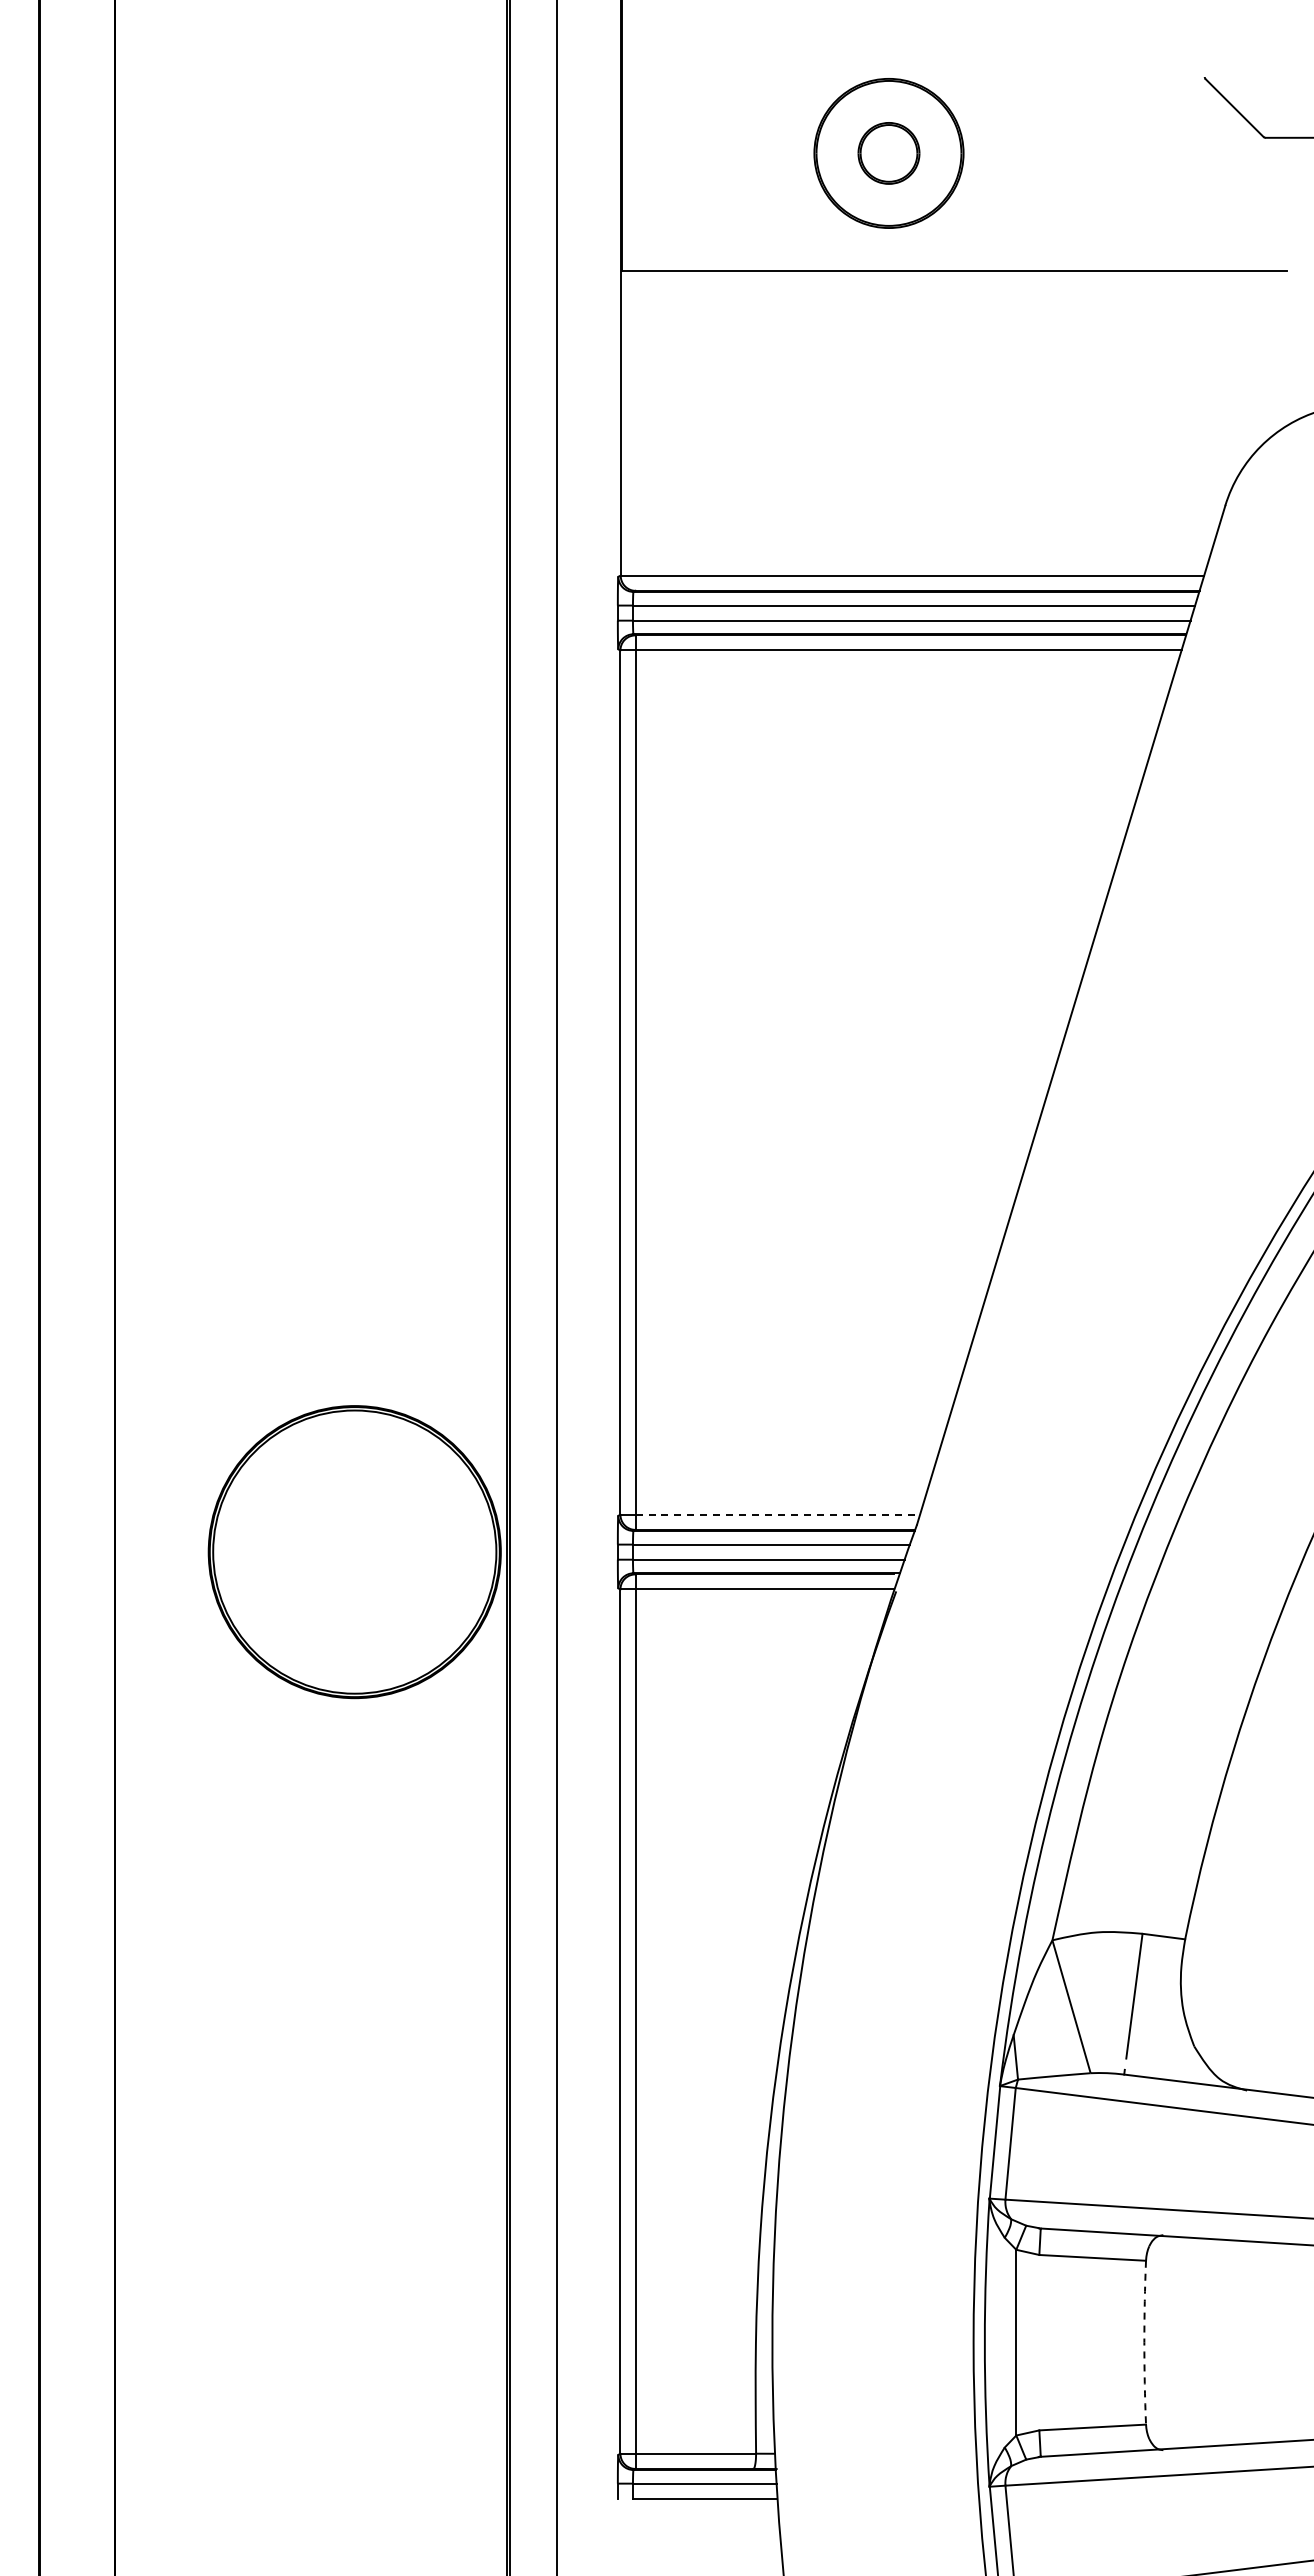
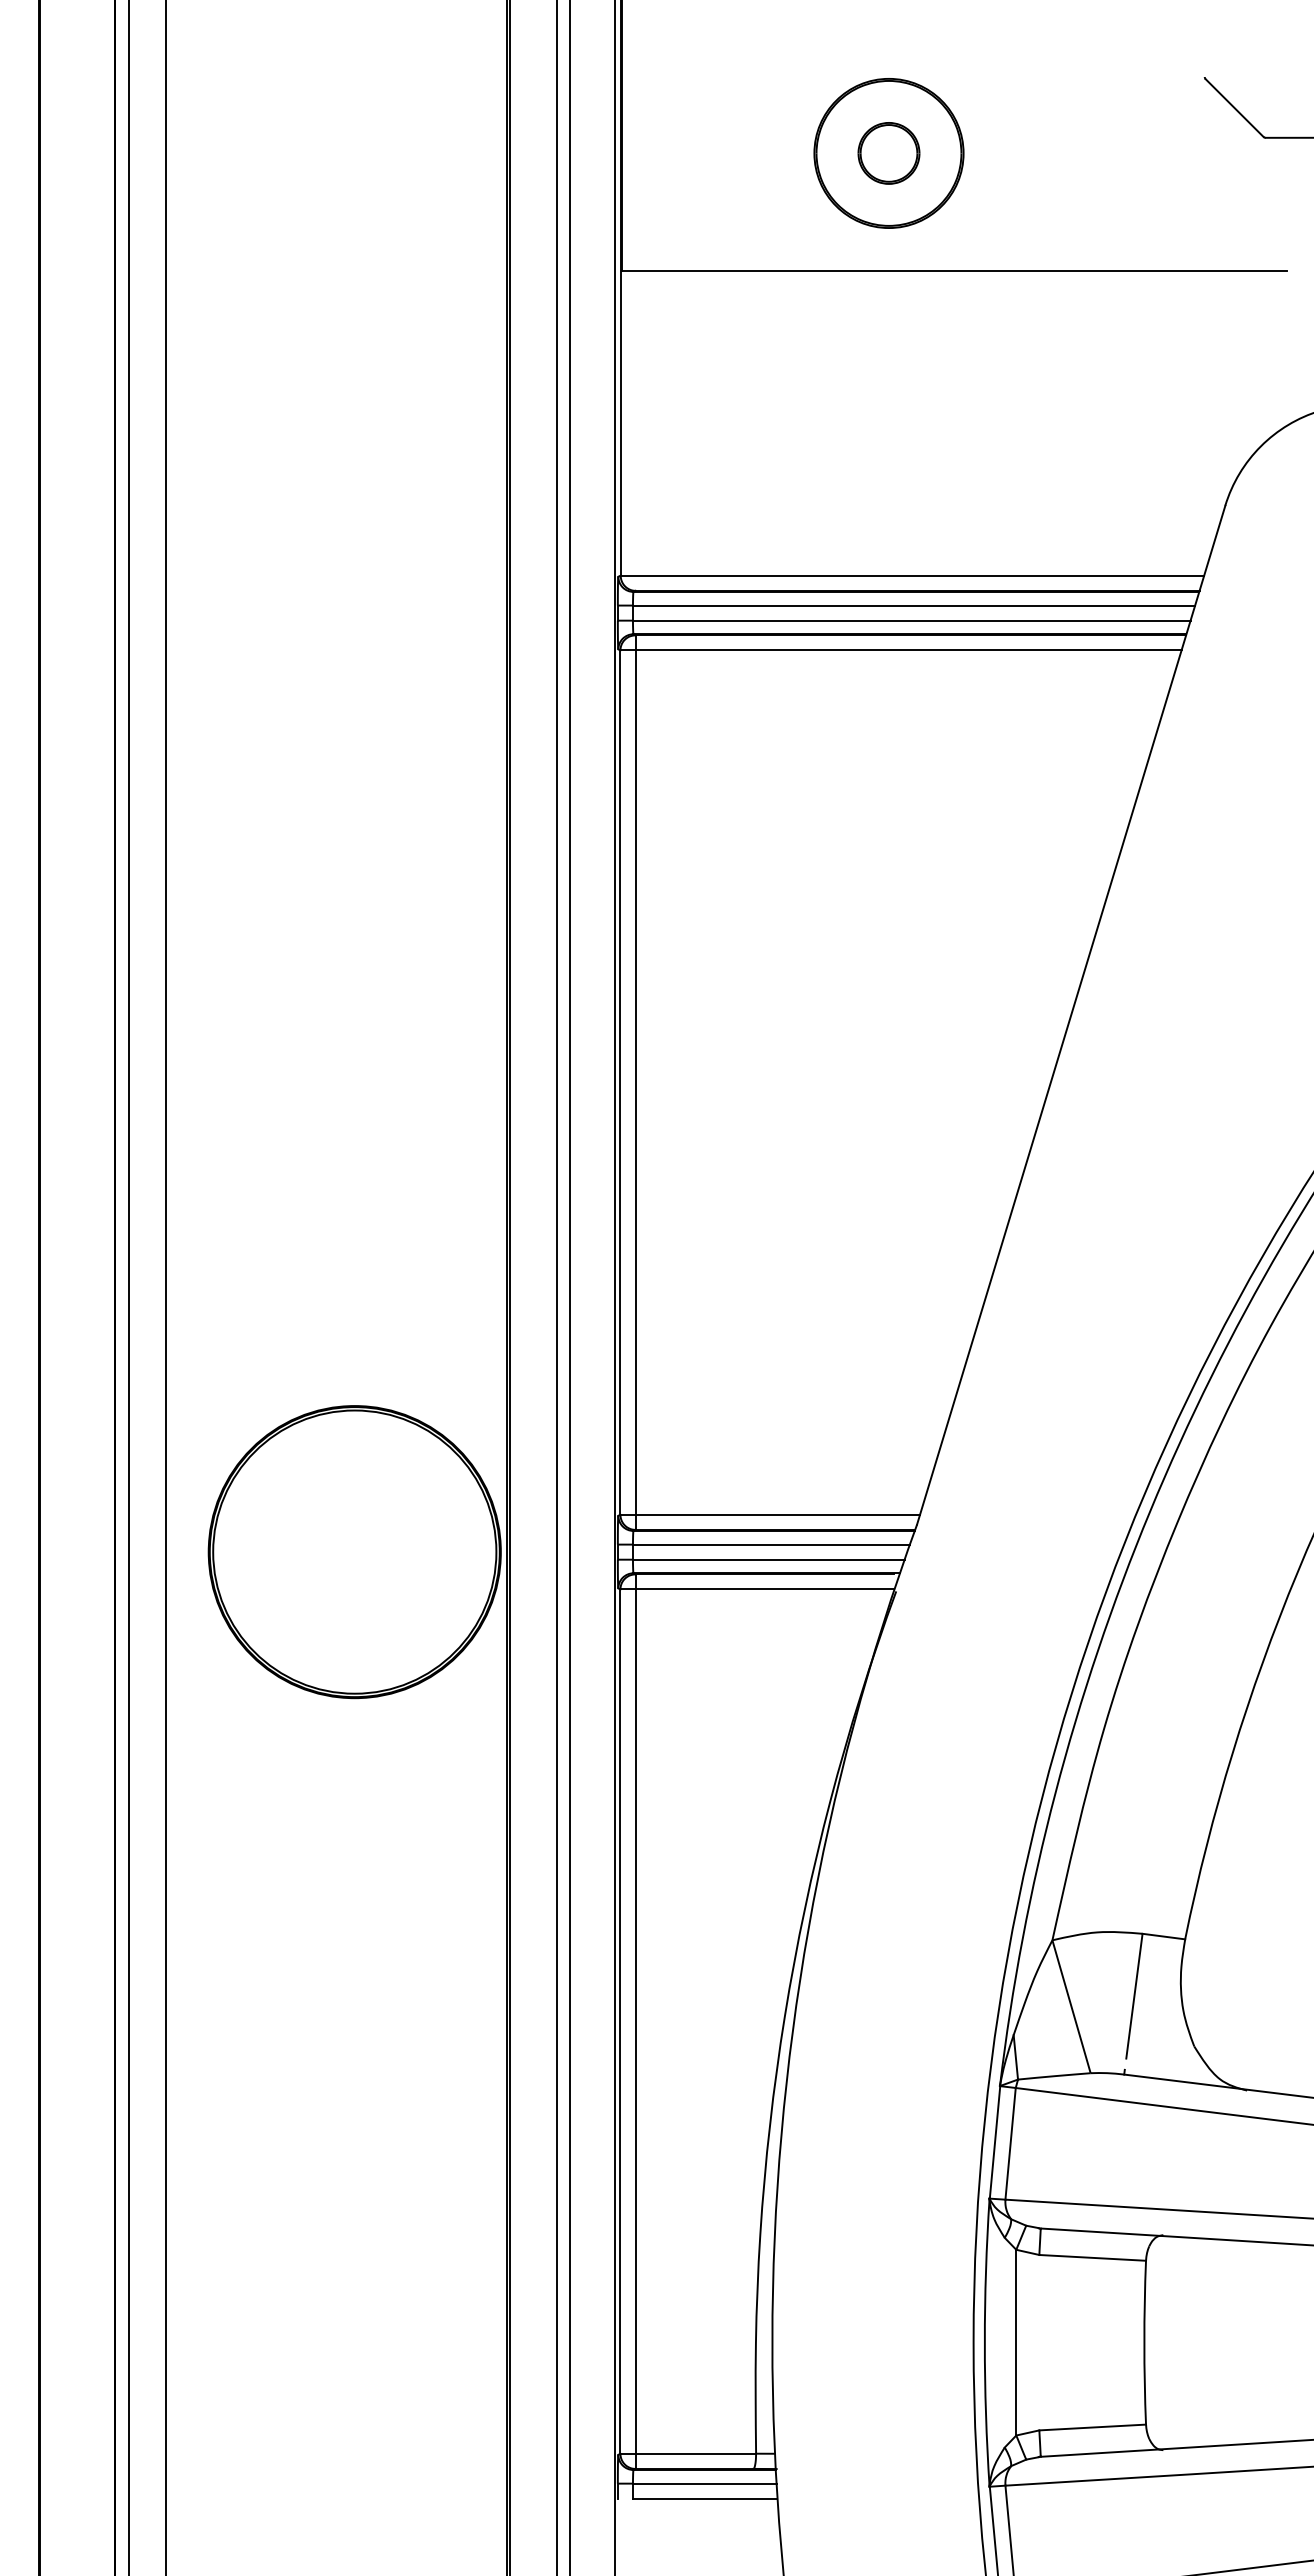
line: none -> present (128, 1287)
line: none -> present (166, 1287)
line: none -> present (570, 1287)
line: none -> present (614, 1287)
line: dashed -> solid (778, 1514)
arc: dashed -> solid (1144, 2342)
